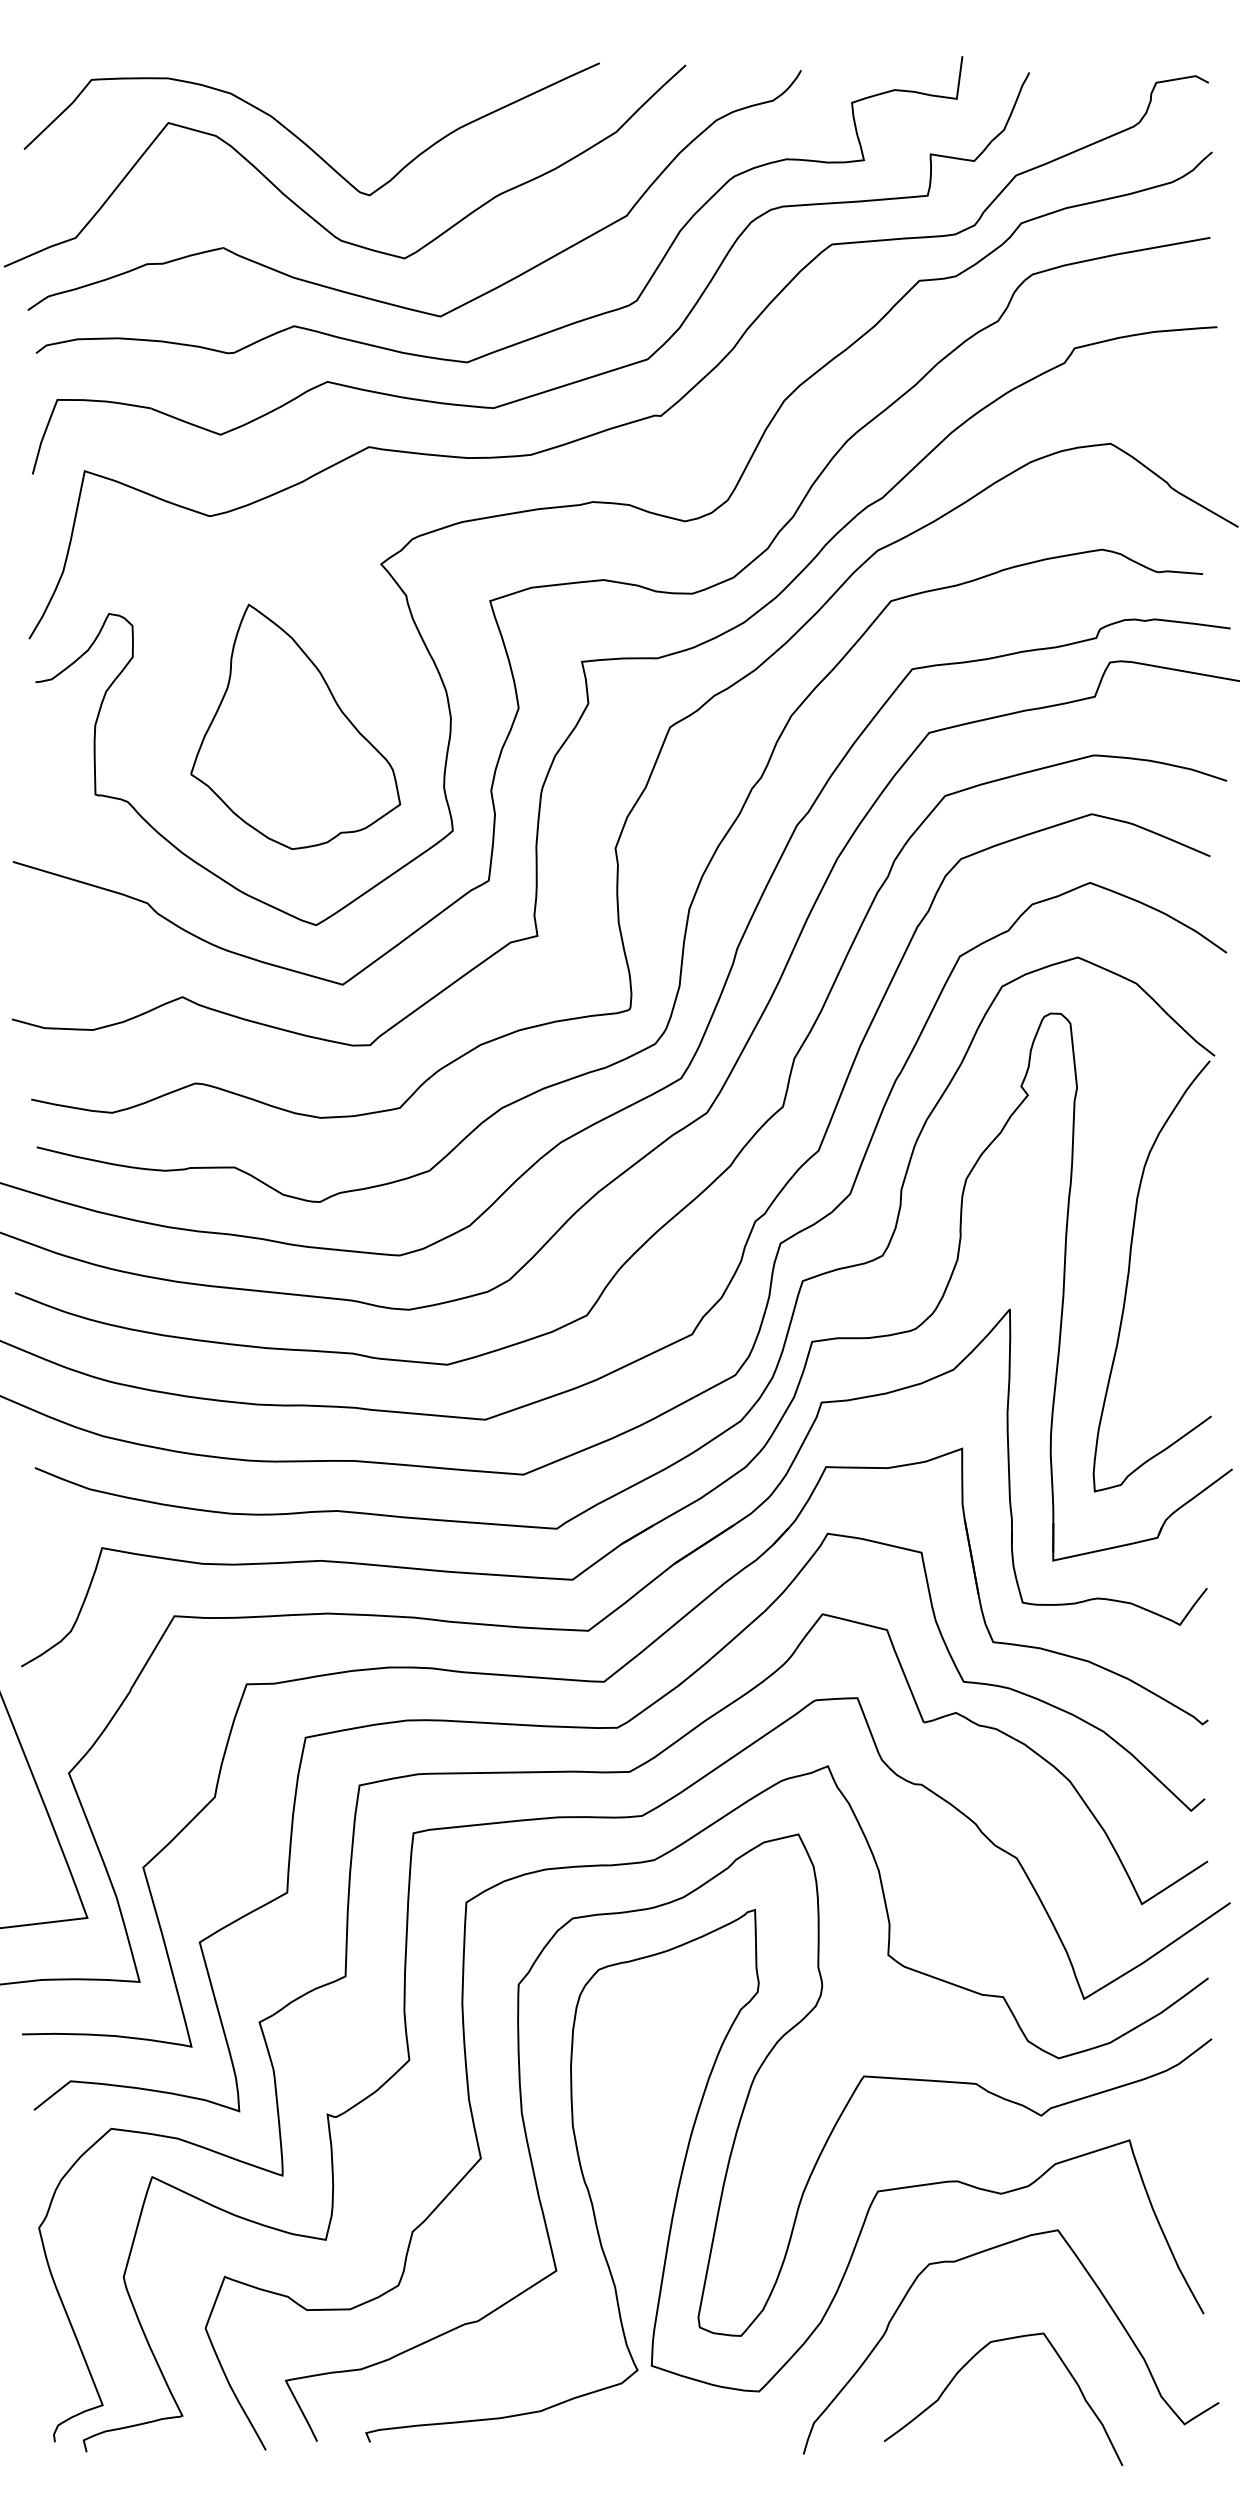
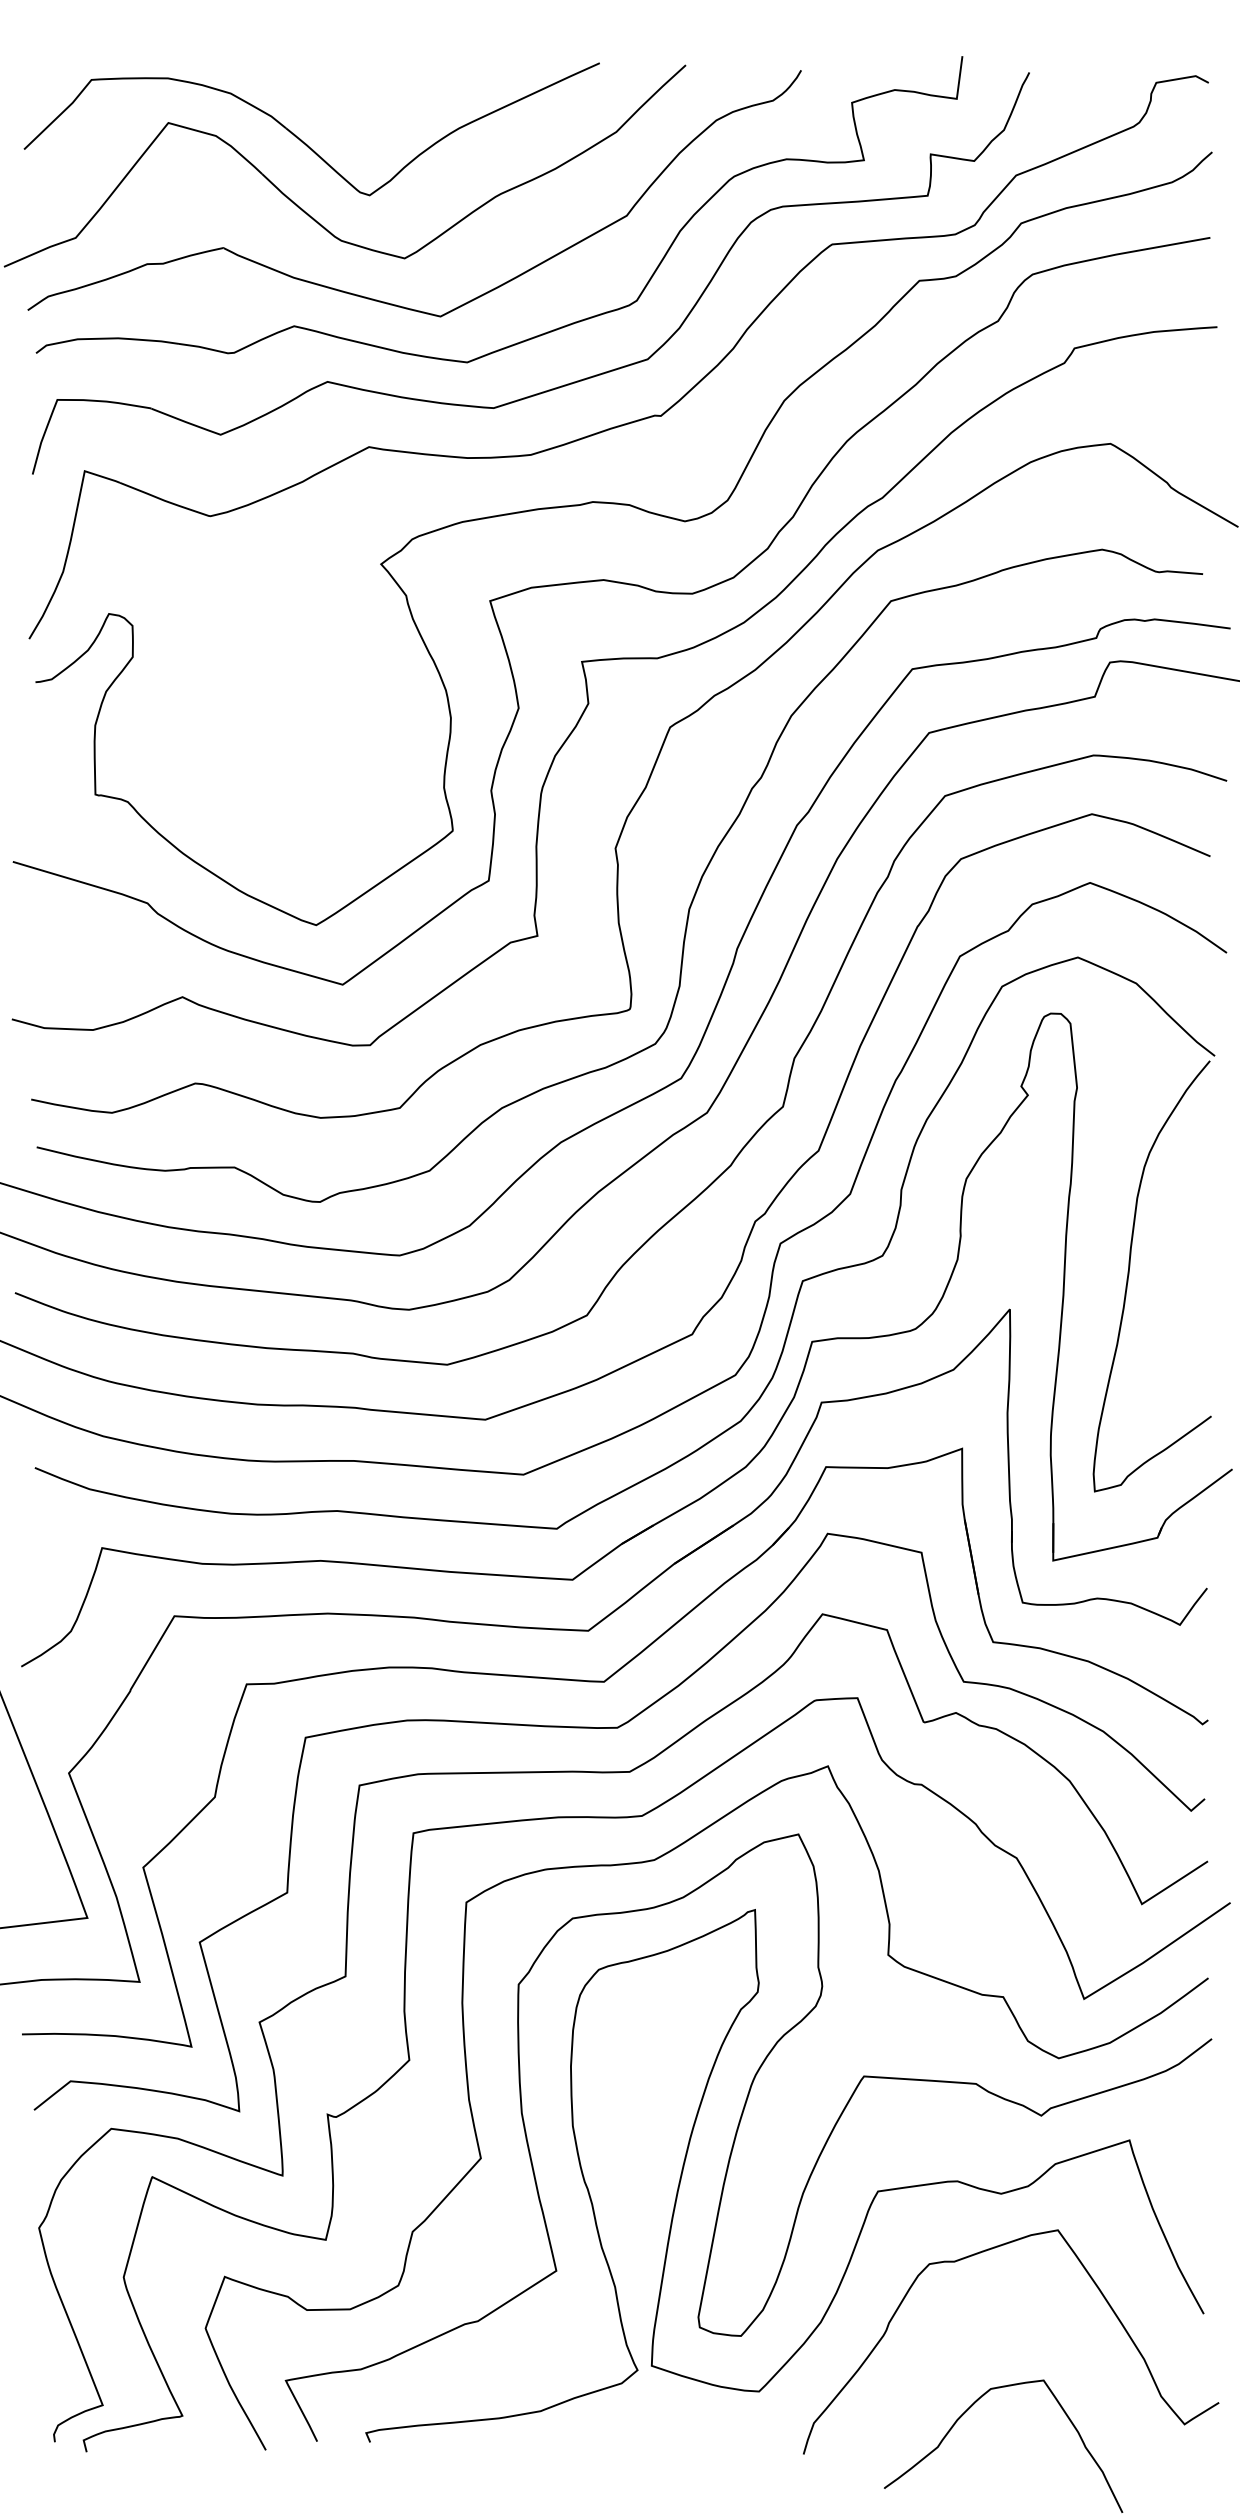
part: present -> none (295, 726)
curve position: (968, 2363) -> (968, 2410) (968, 2410)
